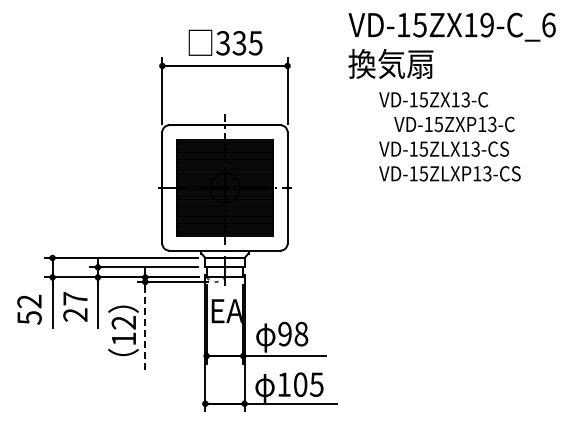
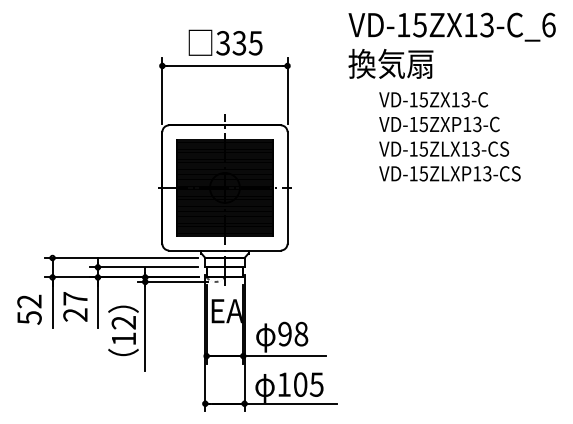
text: VD-15ZX19-C_6 -> VD-15ZX13-C_6 (486, 25)
text position: (454, 124) -> (439, 124) (439, 124)
line: dashed -> solid (145, 329)
